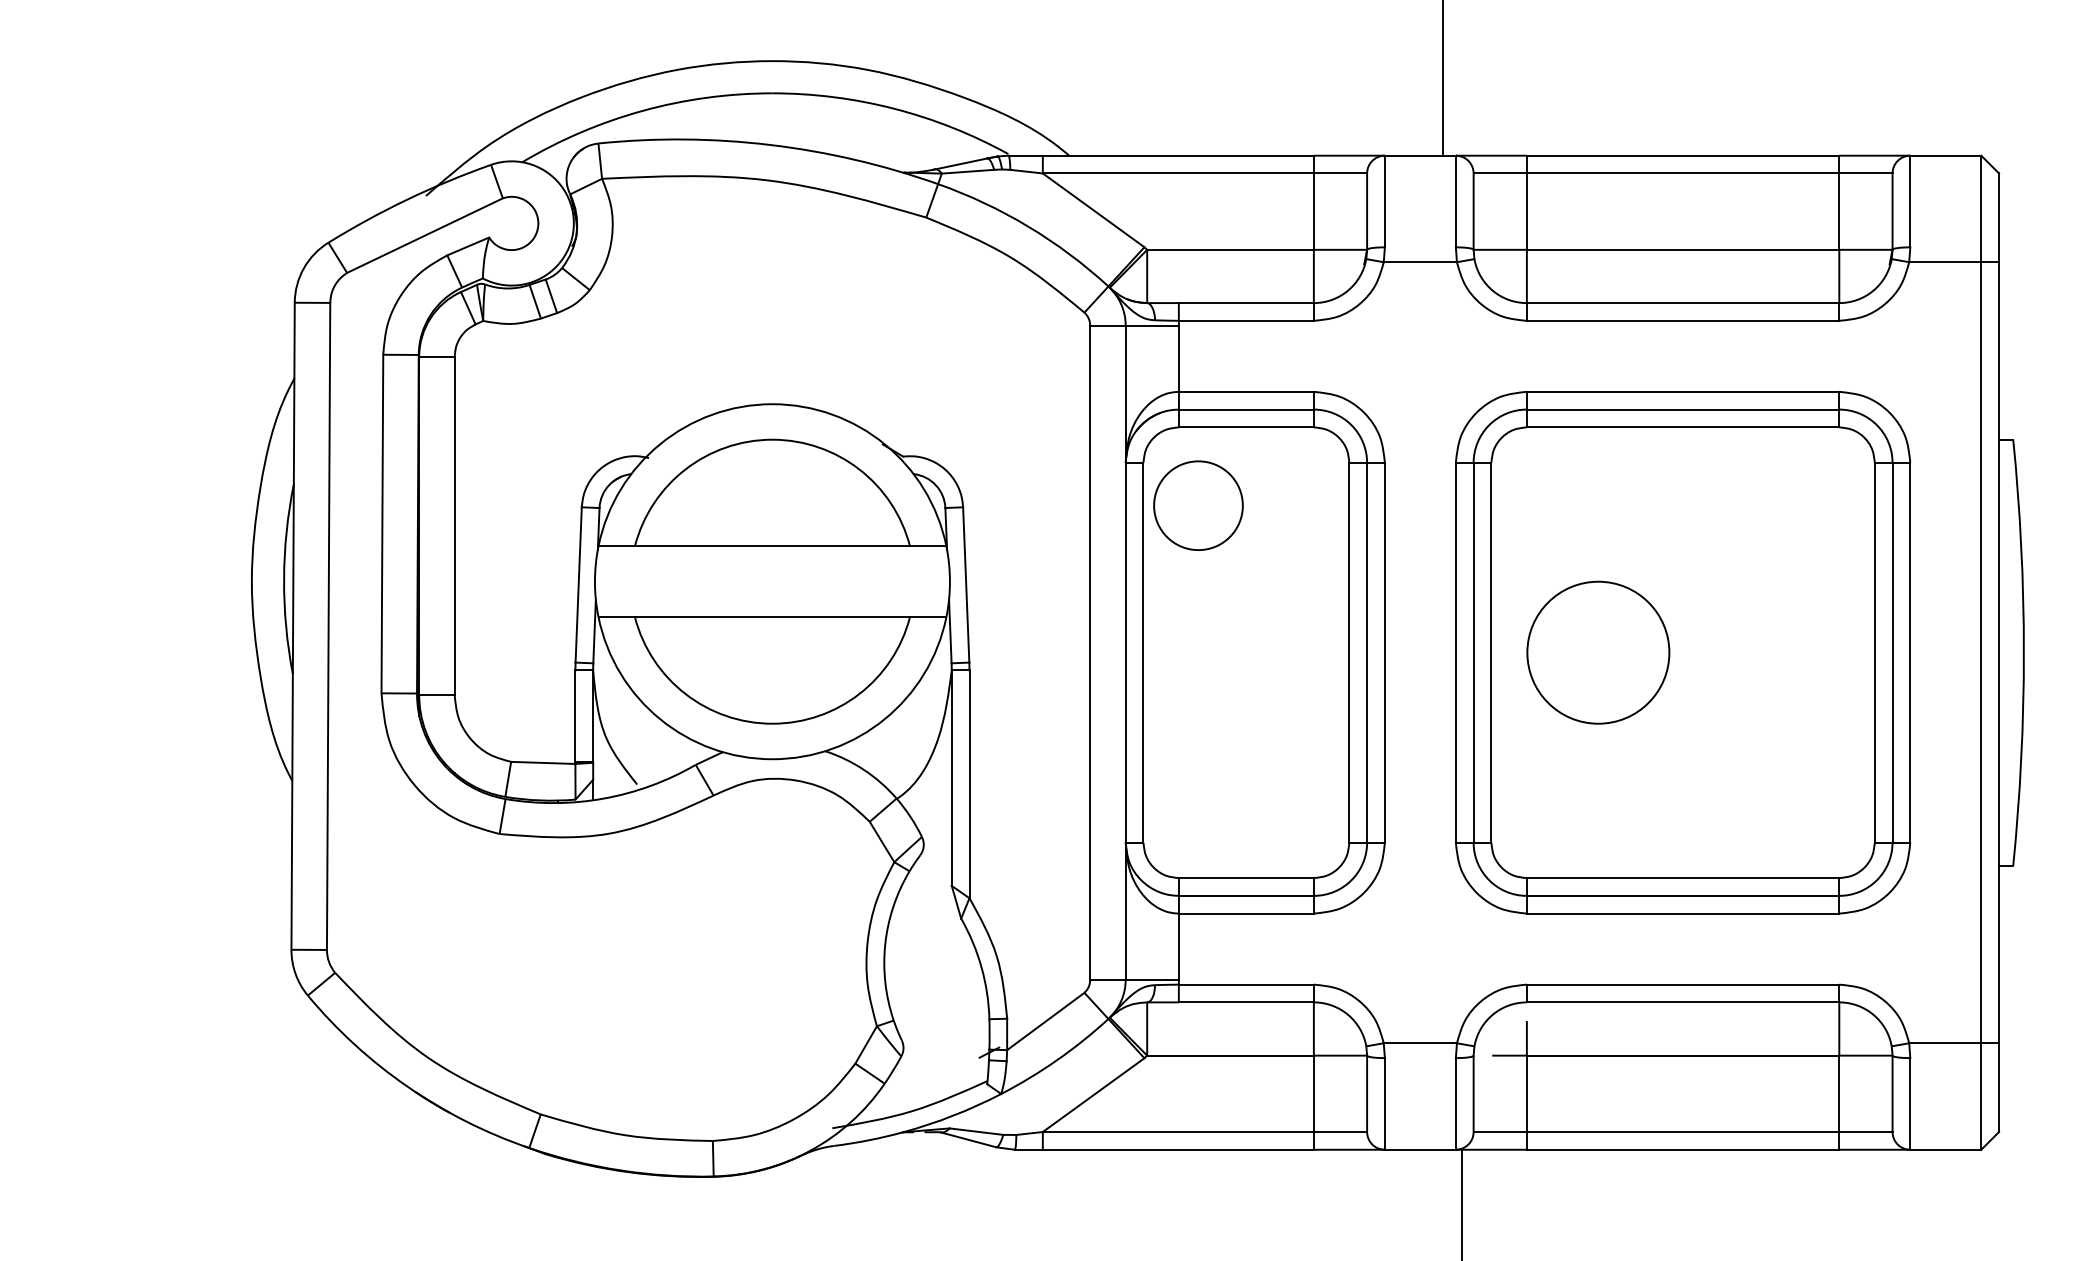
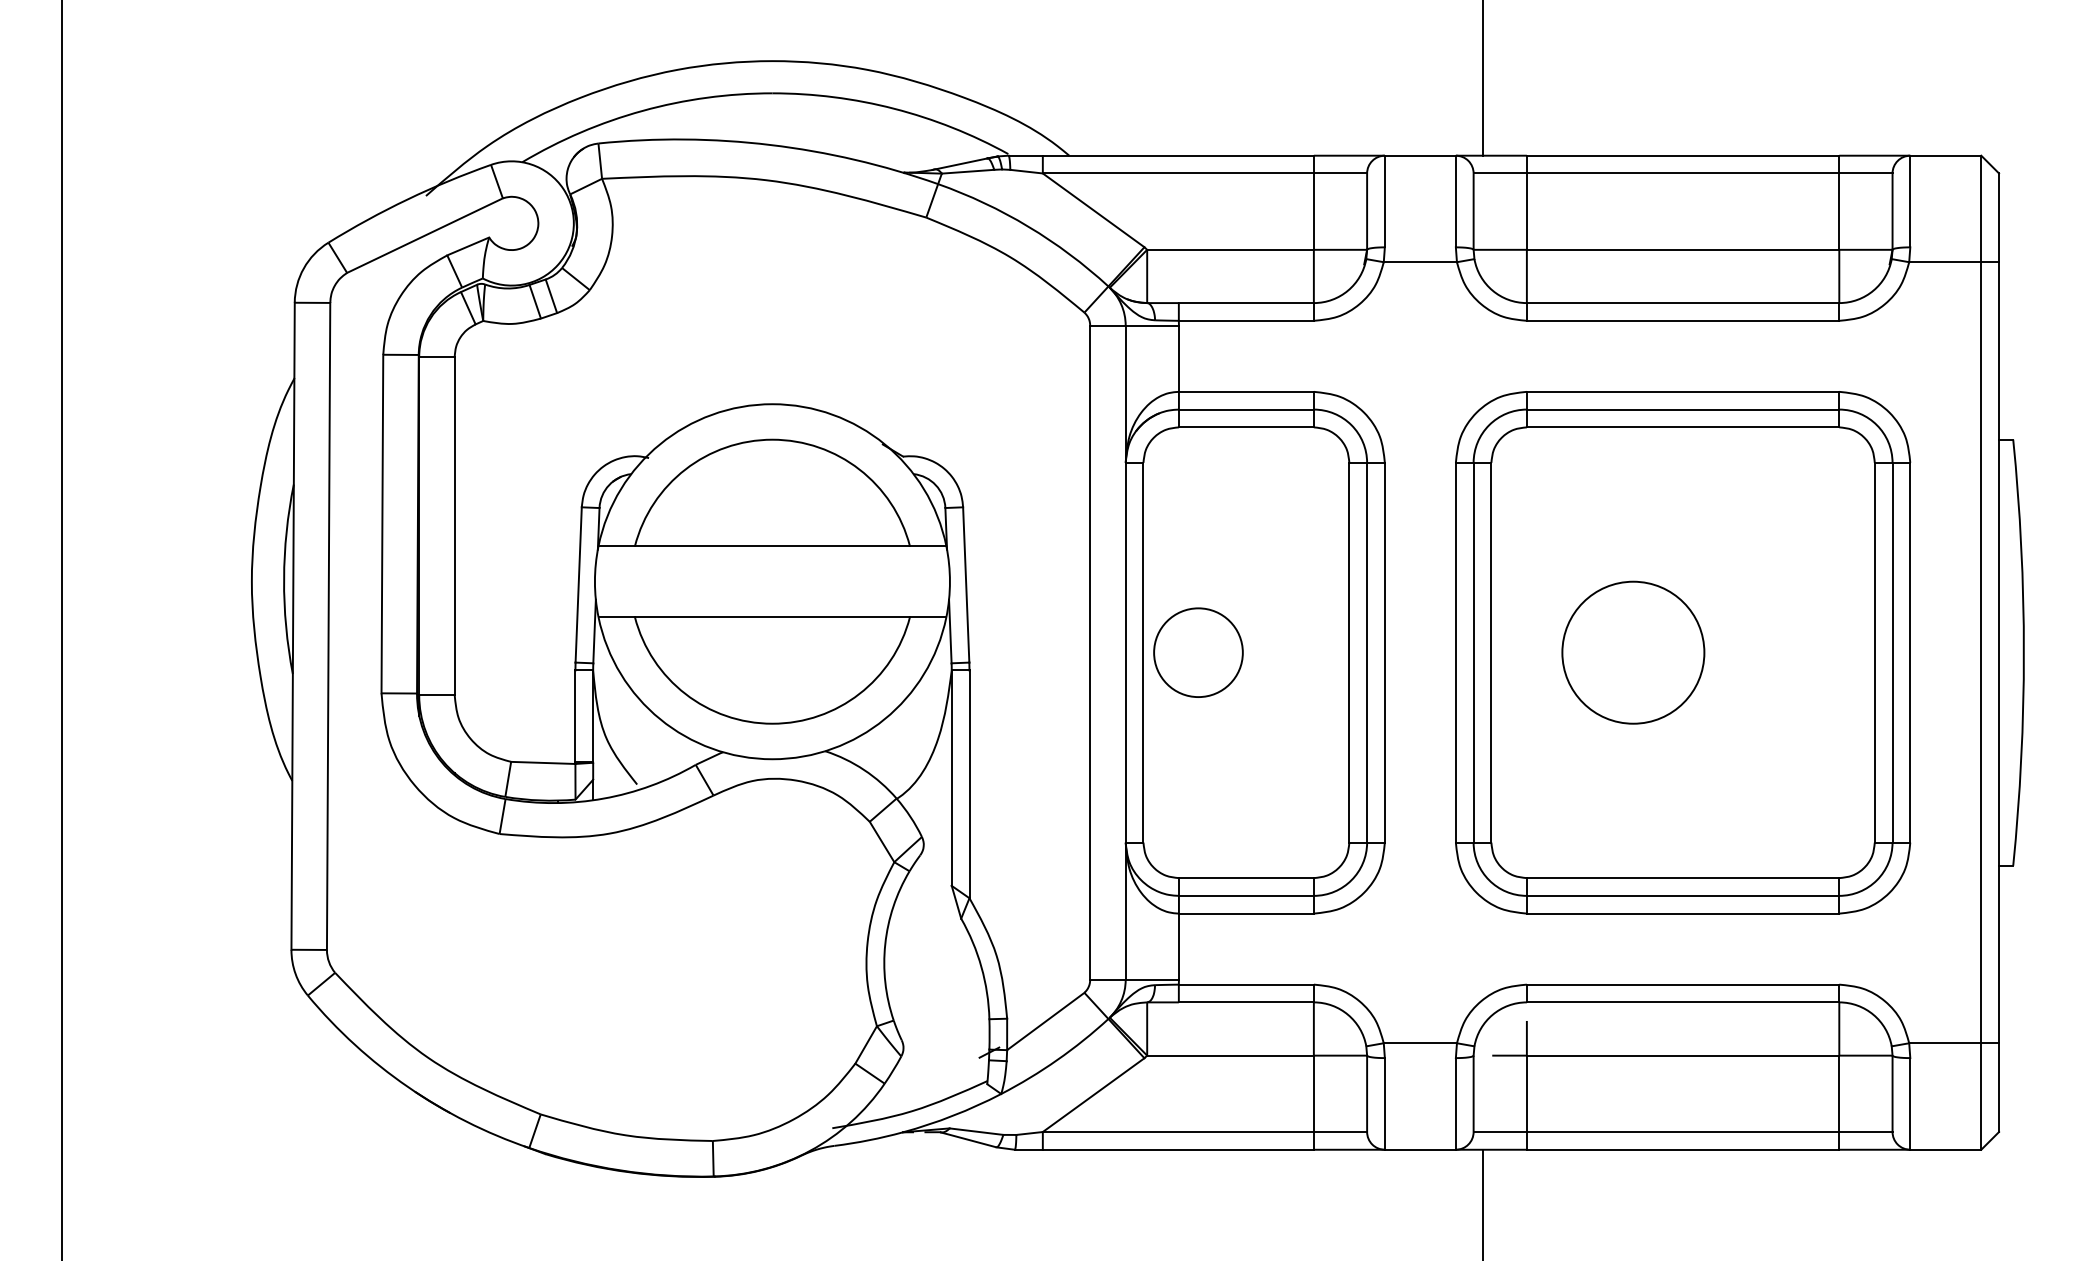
line position: (1442, 78) -> (1482, 78) (1482, 78)
circle position: (1198, 505) -> (1198, 652) (1198, 652)
line: none -> present (62, 629)
circle position: (1598, 652) -> (1633, 652) (1633, 652)
line position: (1461, 1203) -> (1482, 1203) (1482, 1203)
